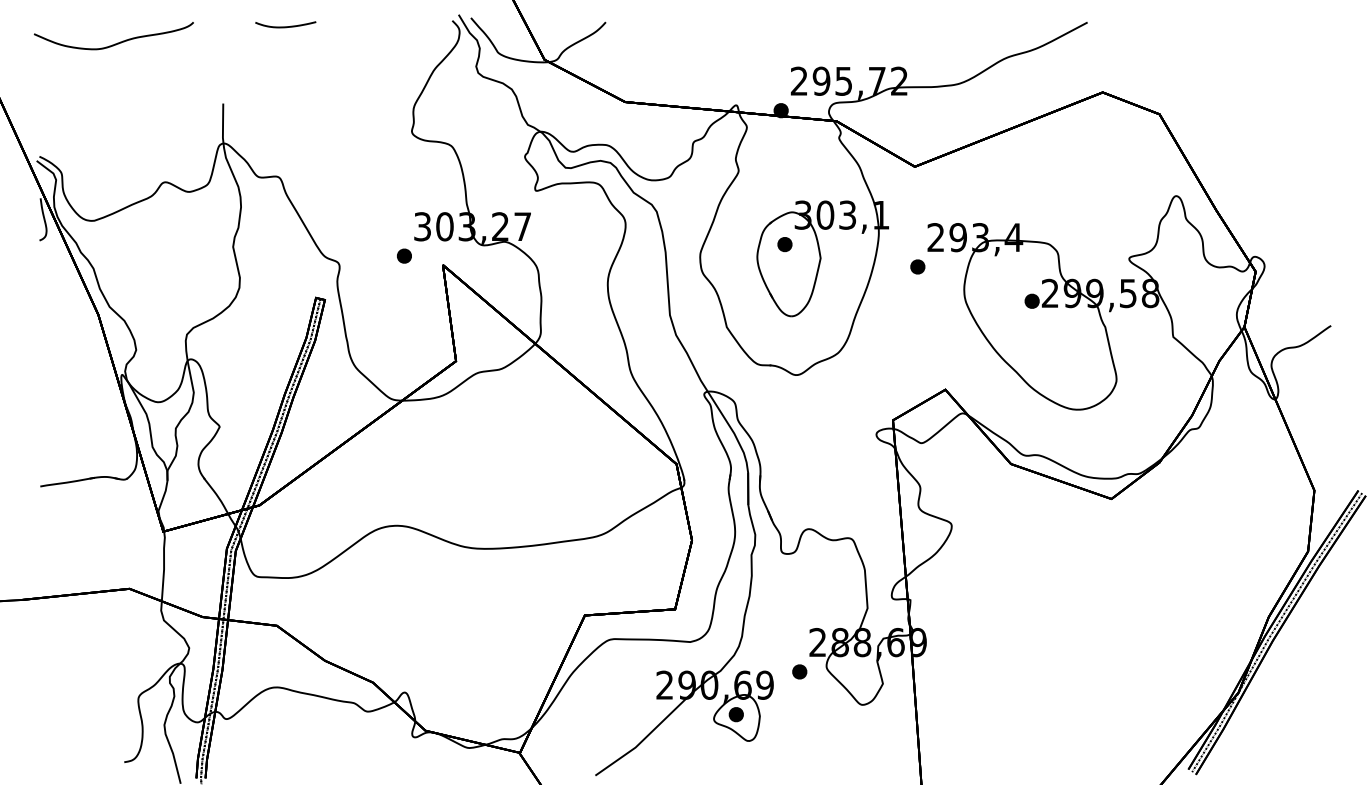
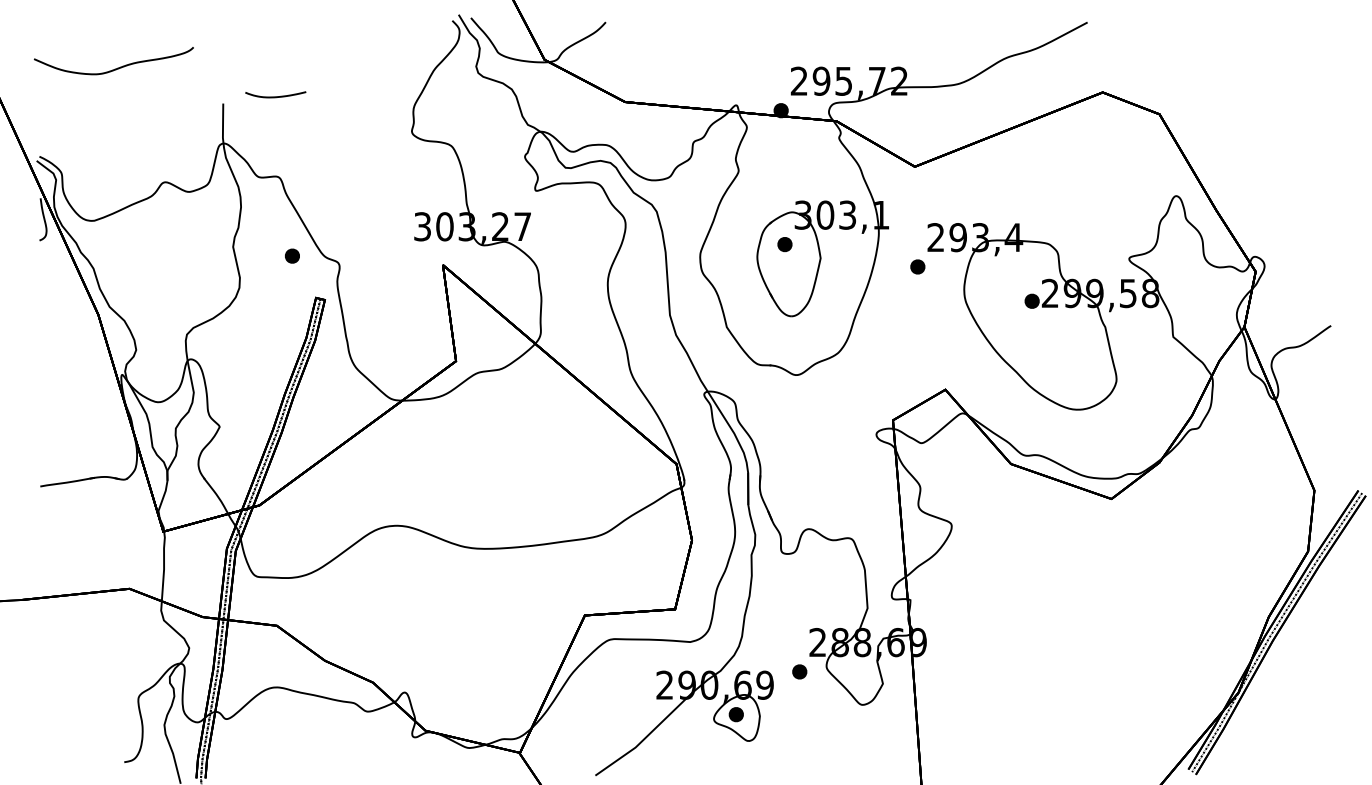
curve position: (285, 26) -> (275, 96) (275, 96)
curve position: (117, 42) -> (117, 67) (117, 67)
part position: (404, 255) -> (292, 255) (292, 255)
